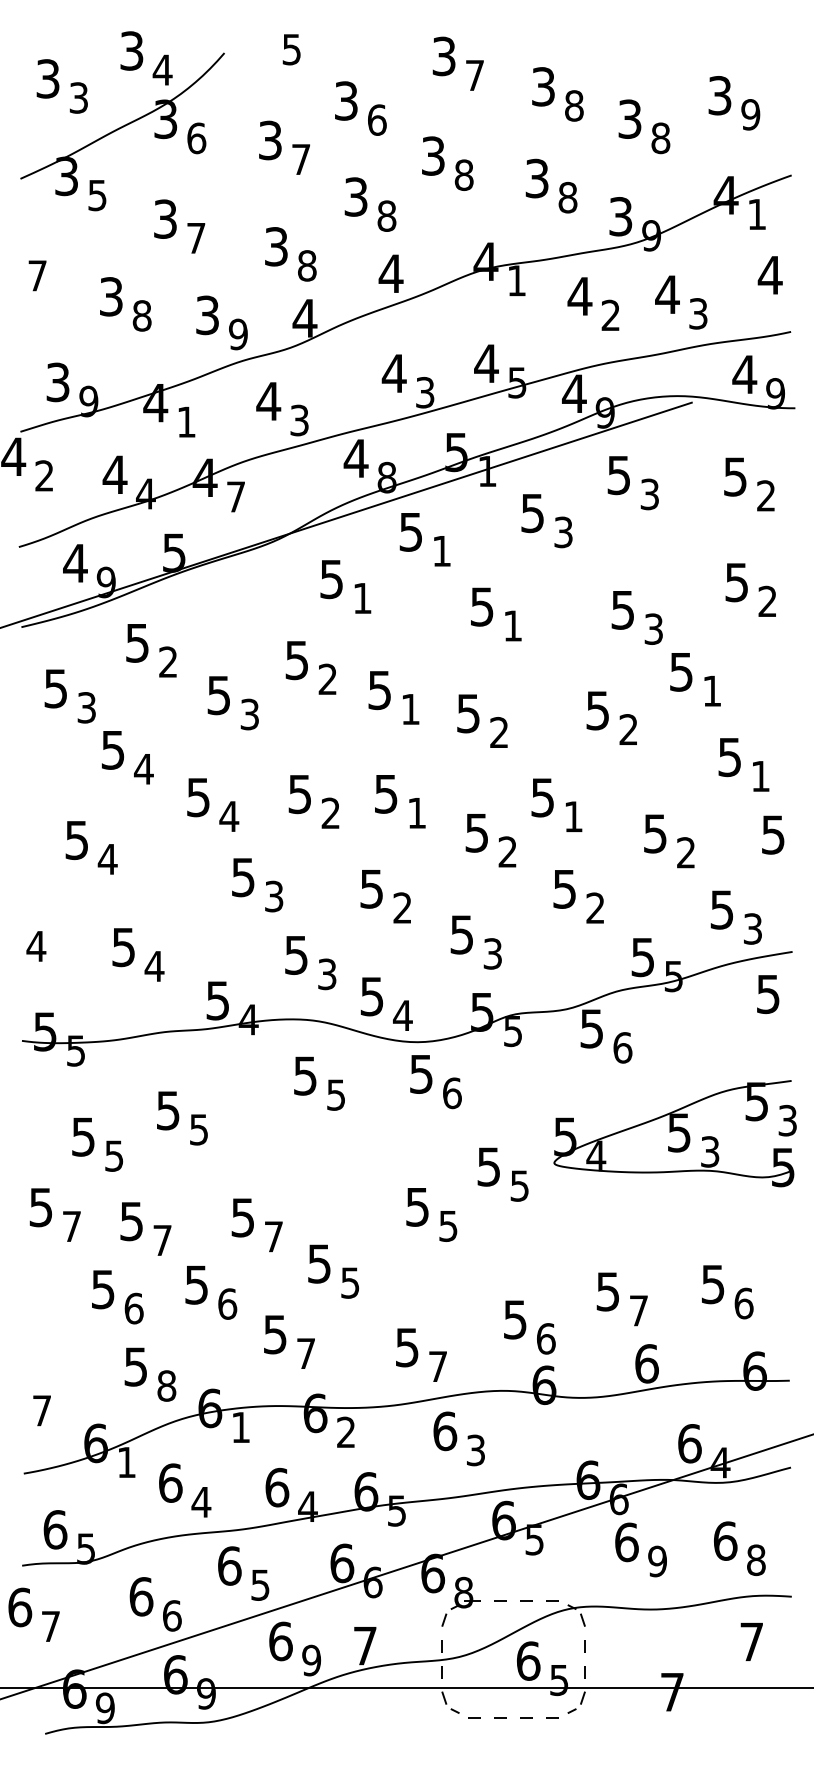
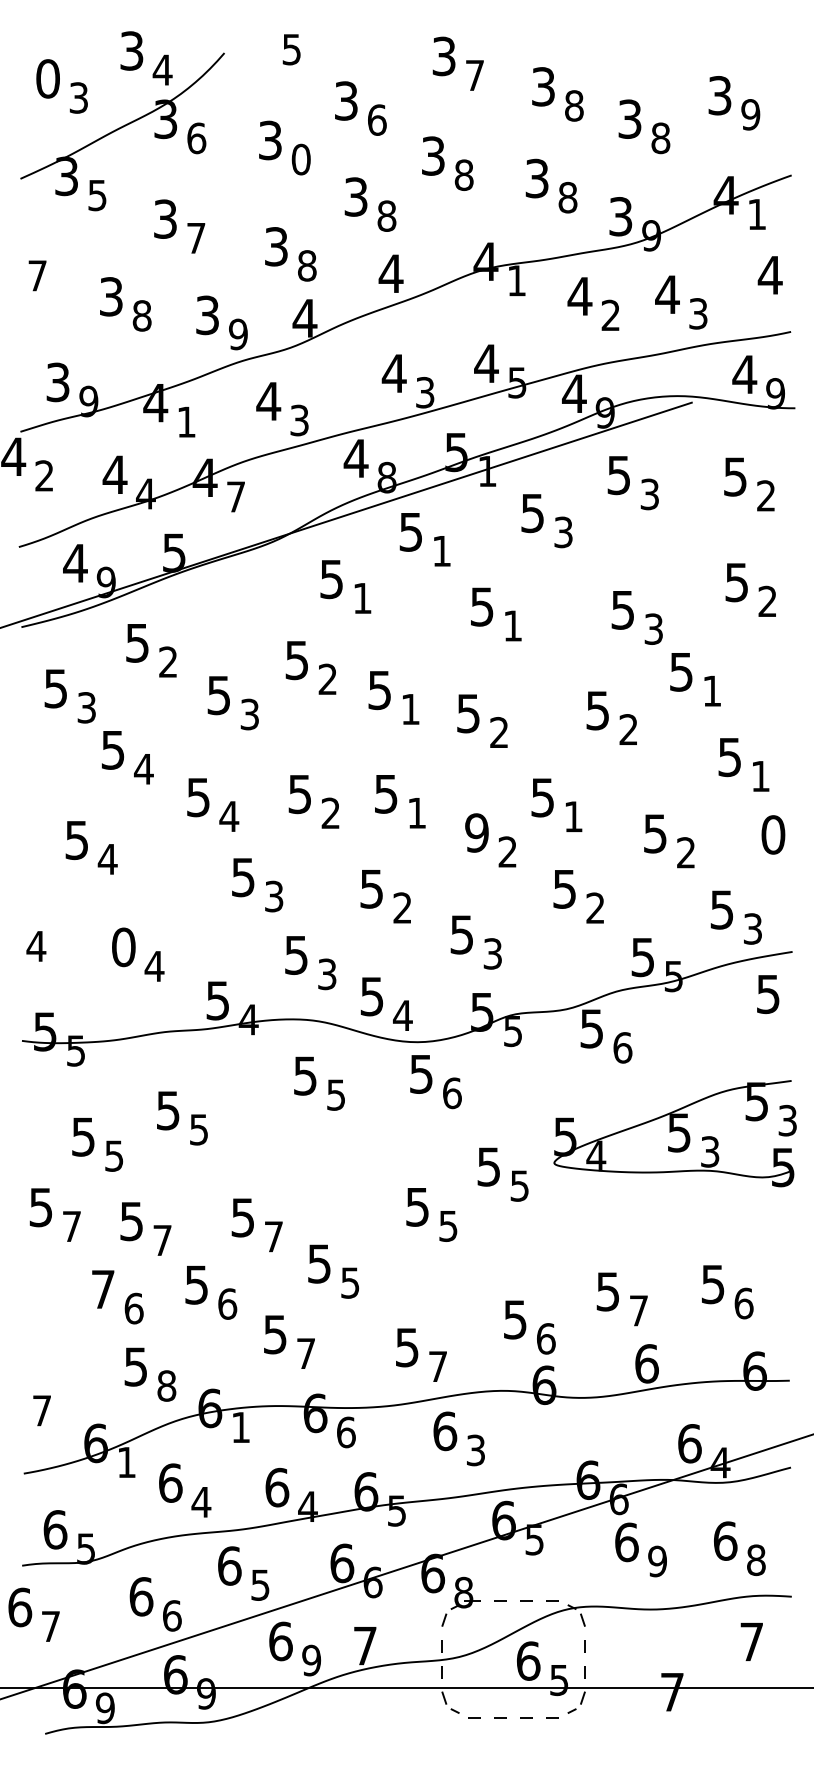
text: 3 -> 0 (47, 78)
text: 7 -> 0 (300, 159)
text: 5 -> 9 (476, 832)
text: 5 -> 0 (773, 834)
text: 5 -> 0 (123, 947)
text: 5 -> 7 (103, 1289)
text: 2 -> 6 (346, 1432)
